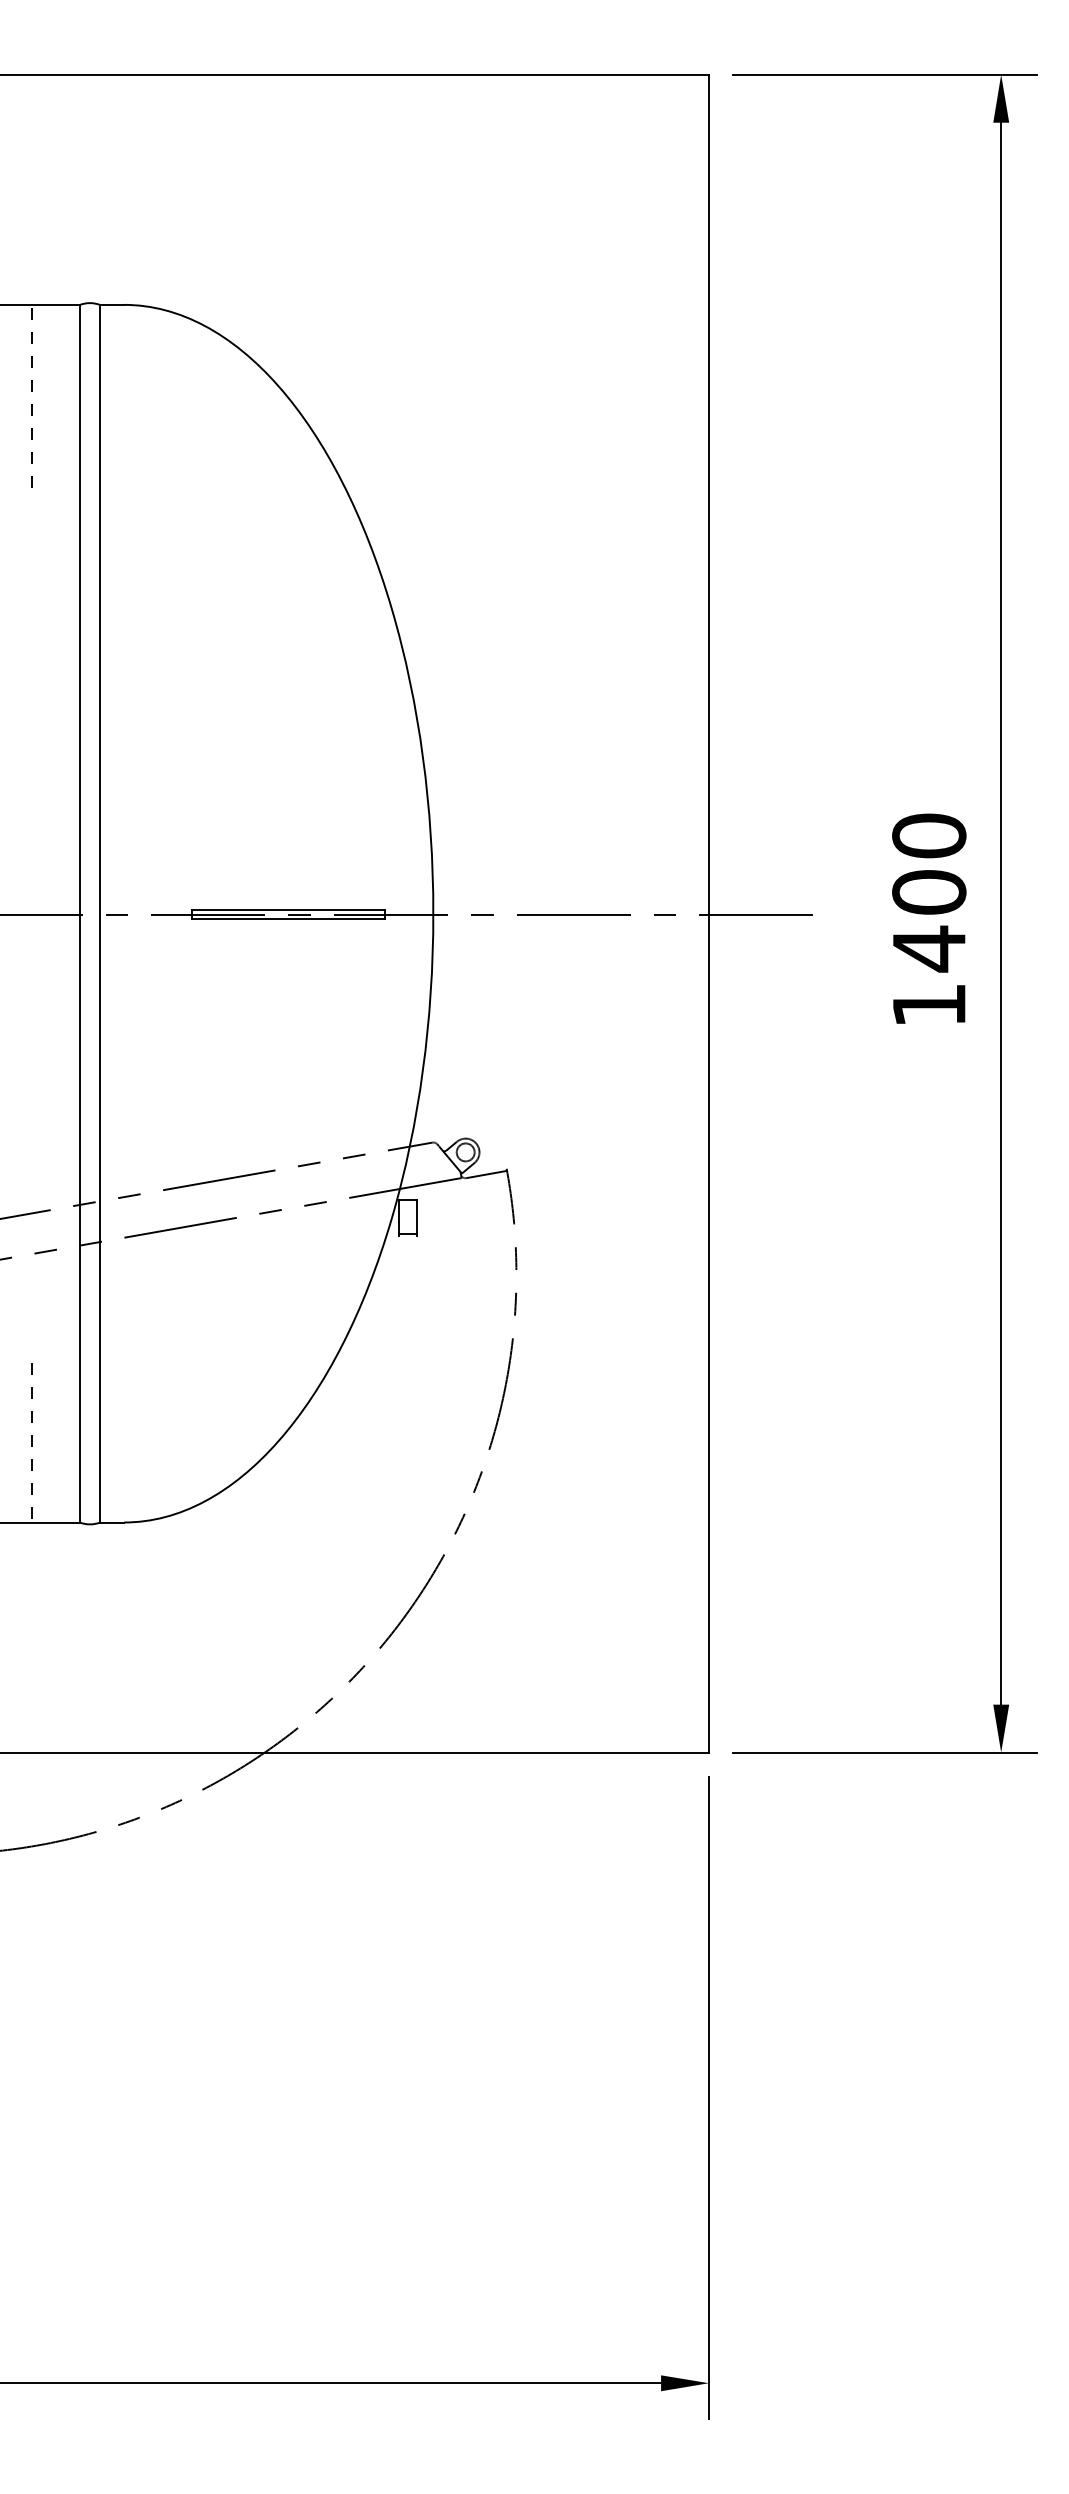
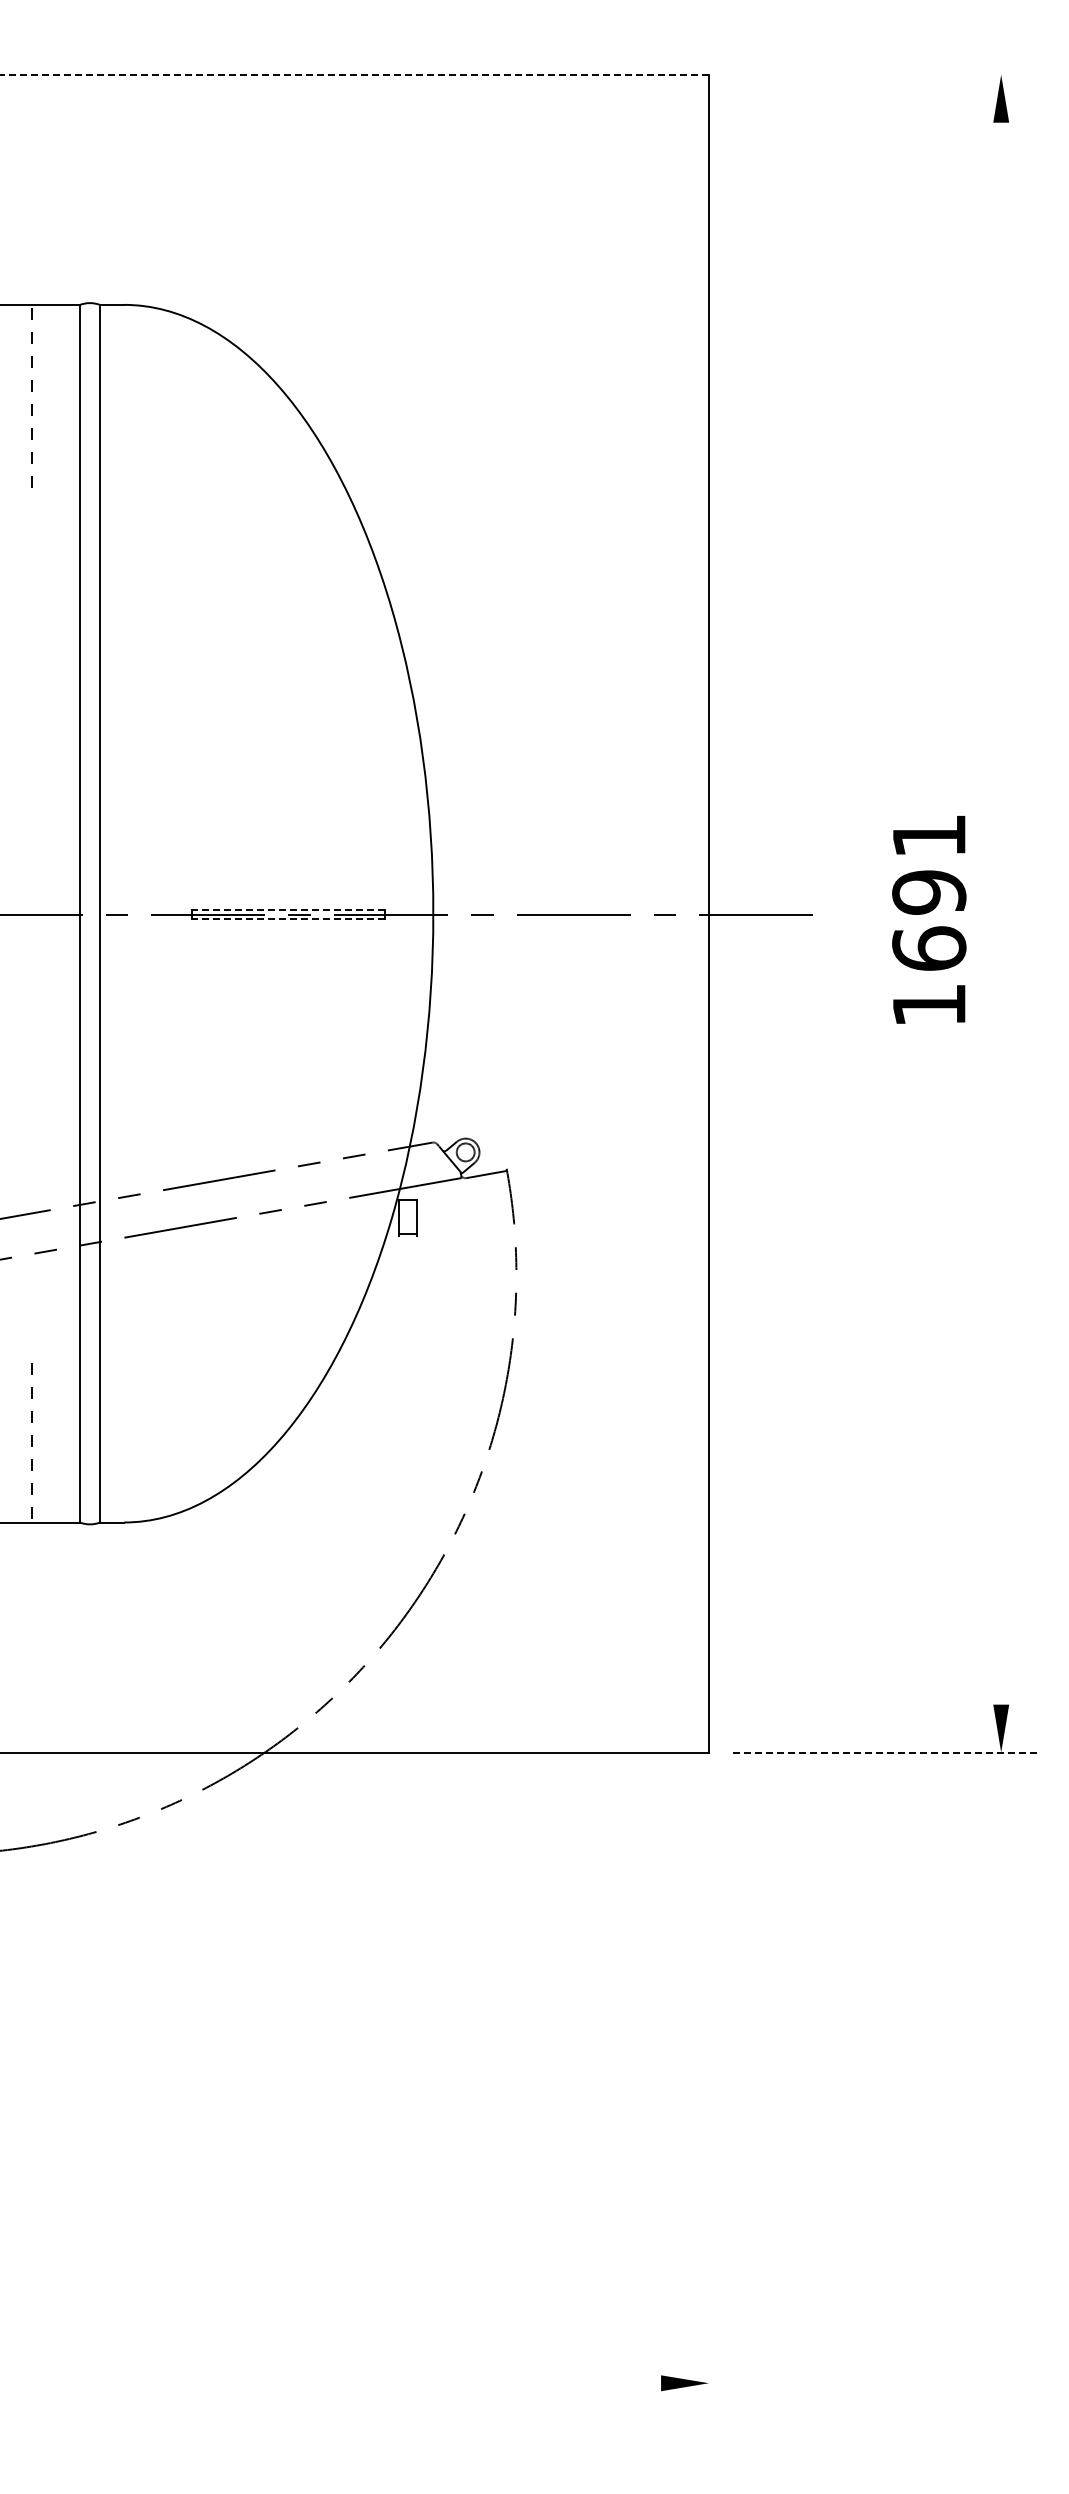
line: solid -> dashed (354, 74)
line: present -> none (884, 74)
text: 1400 -> 1691 (929, 892)
line: solid -> dashed (288, 909)
line: present -> none (1001, 913)
line: solid -> dashed (288, 919)
line: solid -> dashed (885, 1752)
line: present -> none (709, 2097)
line: present -> none (331, 2383)
